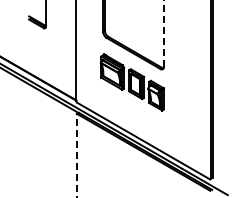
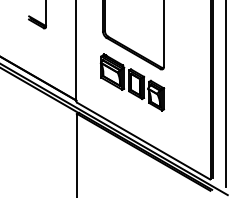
line: dashed -> solid (163, 33)
line: none -> present (225, 94)
line: dashed -> solid (76, 155)
